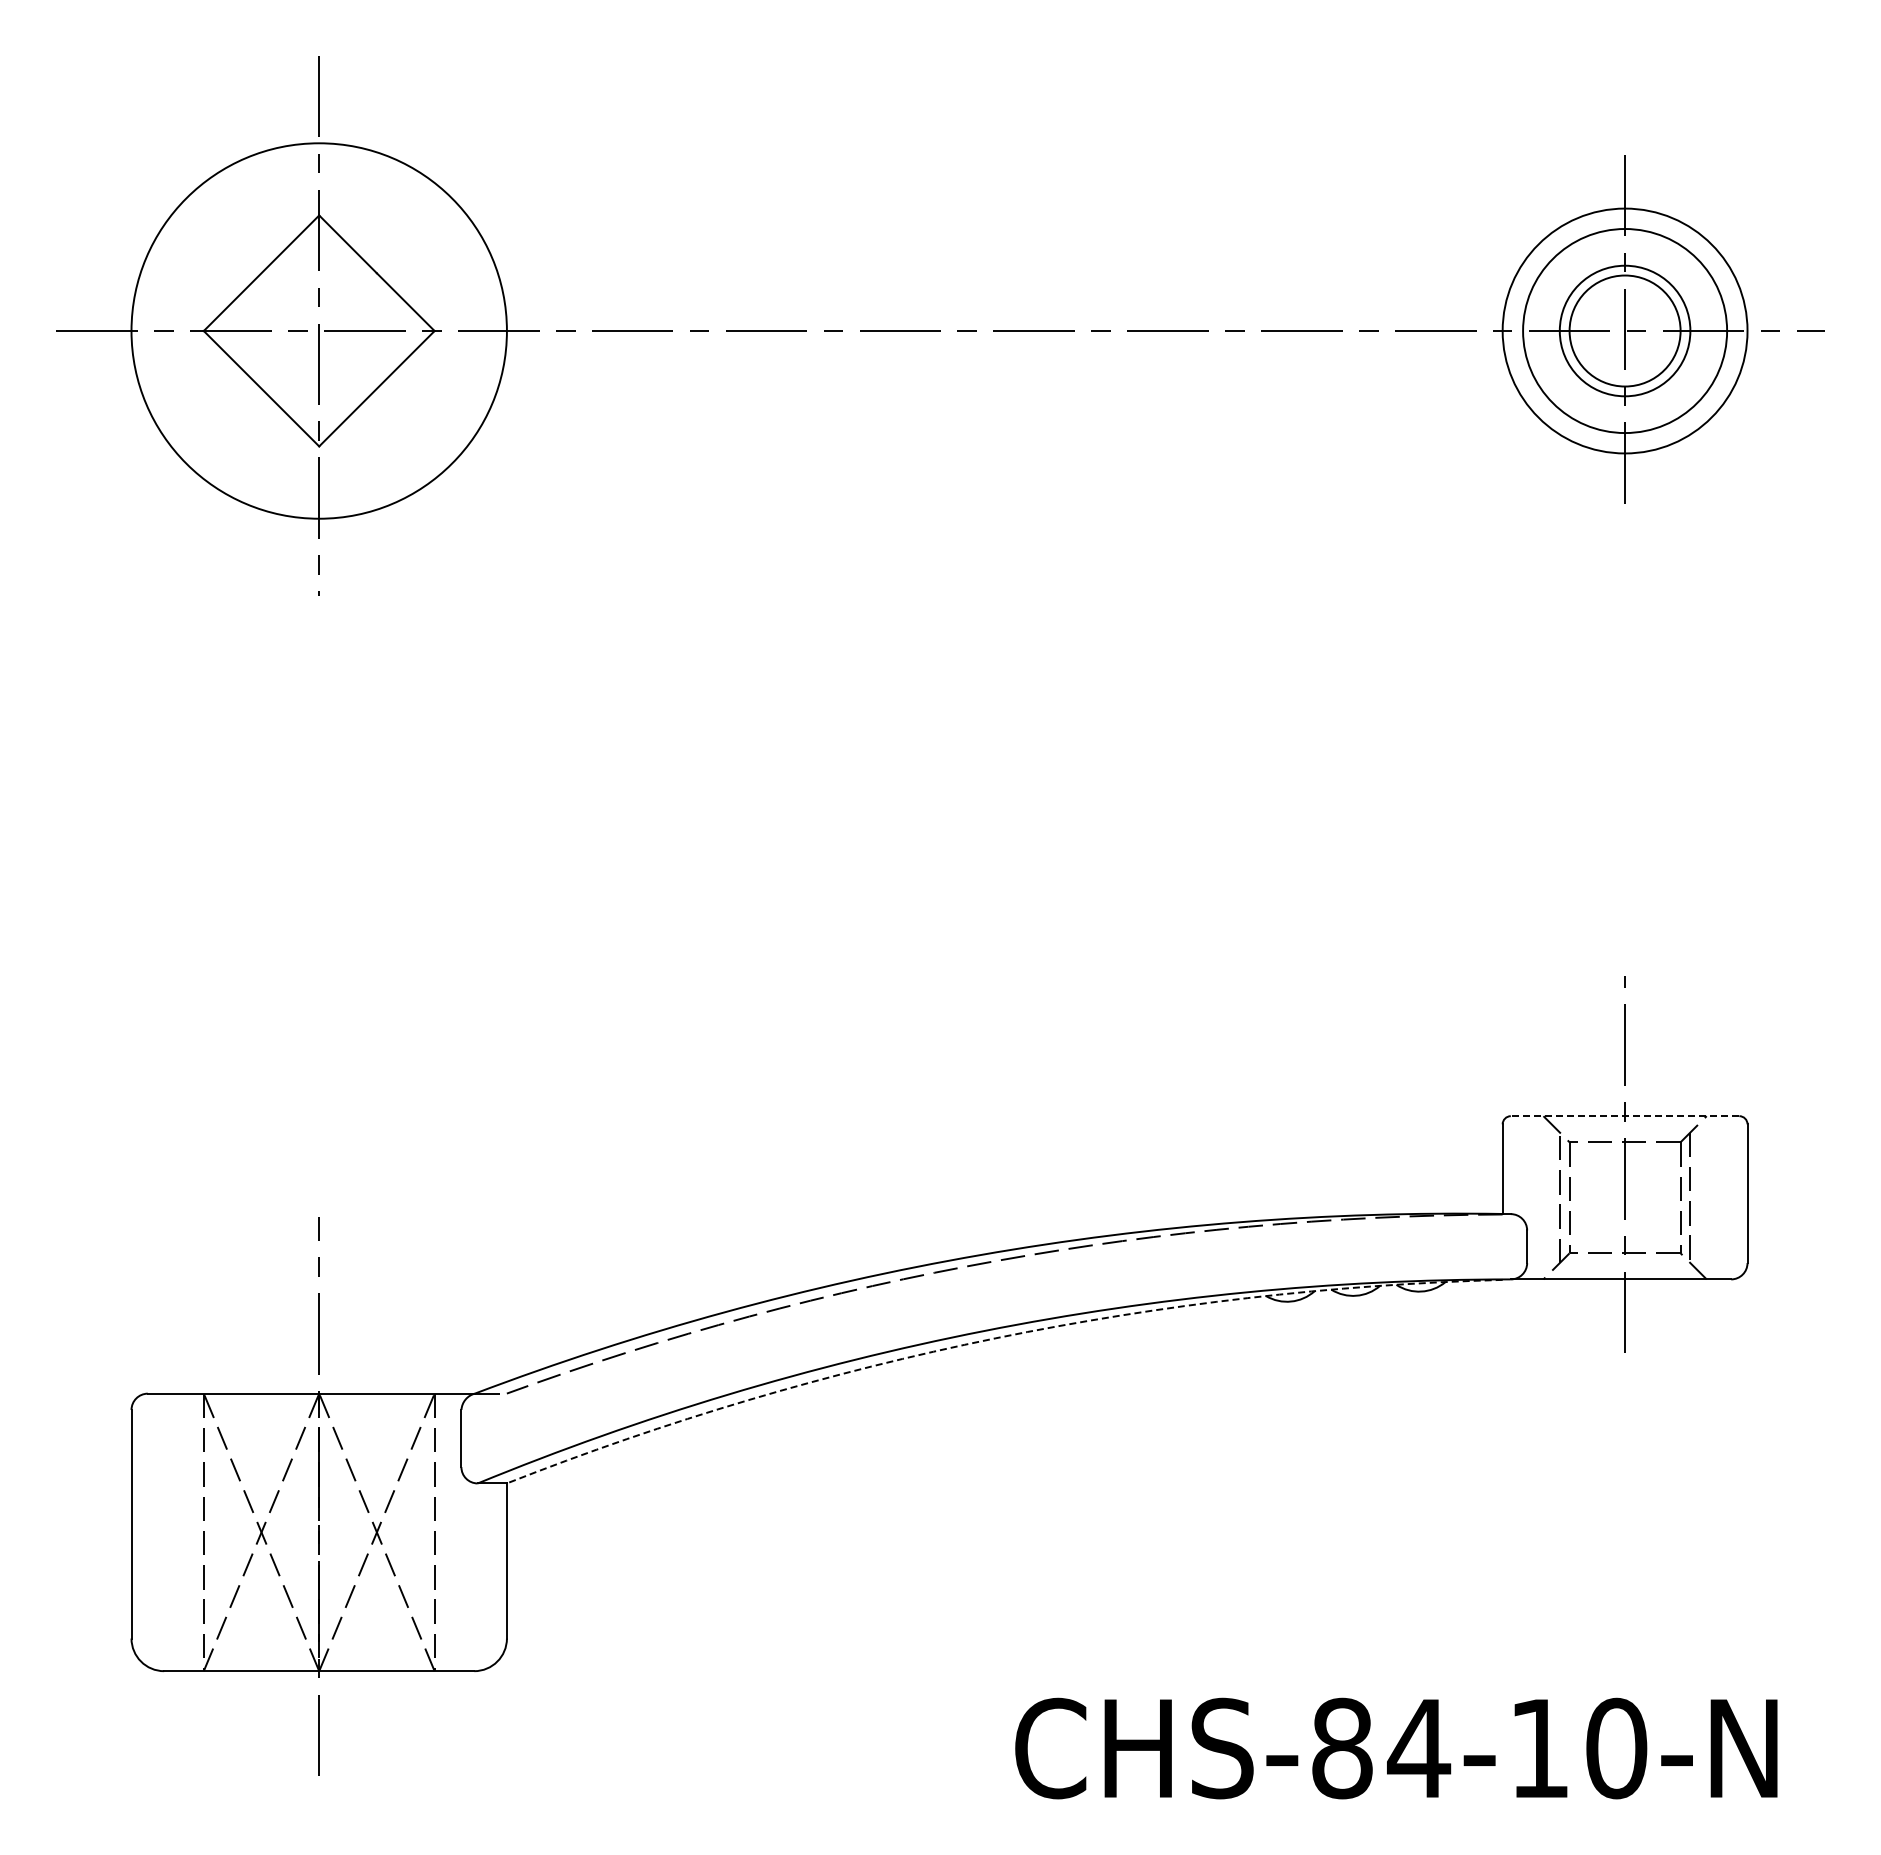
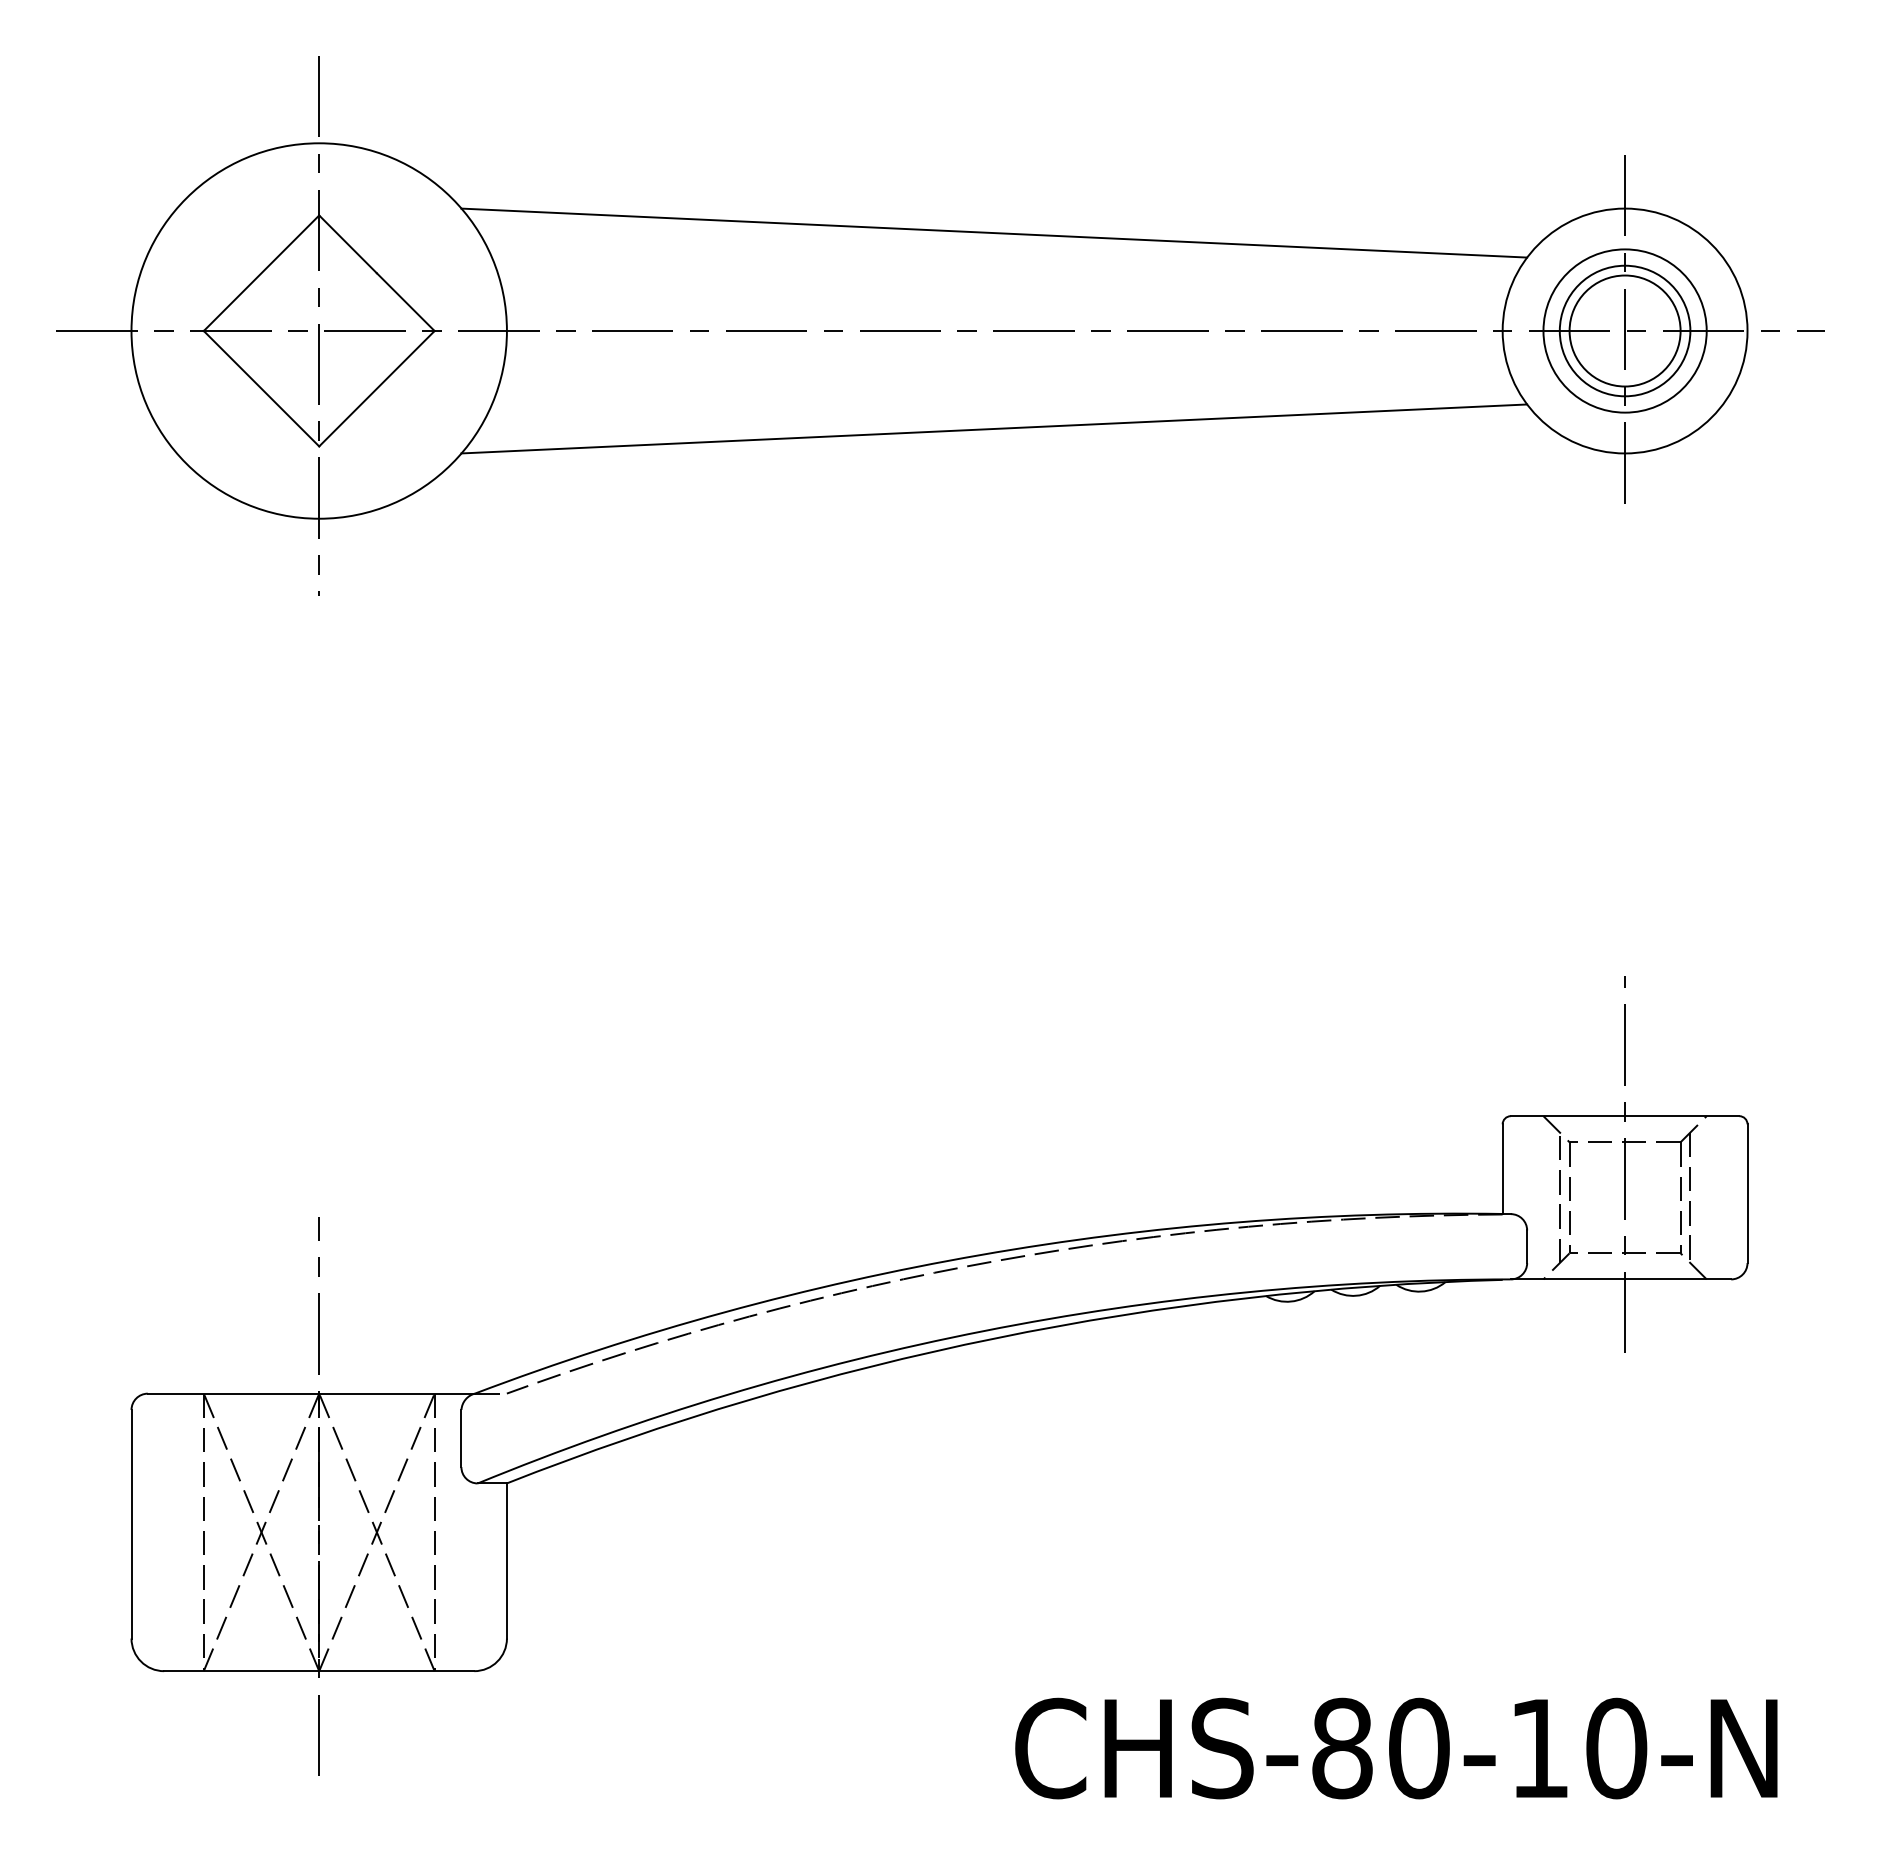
line: none -> present (994, 232)
circle diameter: 204 px -> 163 px (1624, 330)
line: none -> present (994, 428)
line: dashed -> solid (1624, 1116)
arc: dashed -> solid (995, 1338)
text: CHS-84-10-N -> CHS-80-10-N (1419, 1748)
